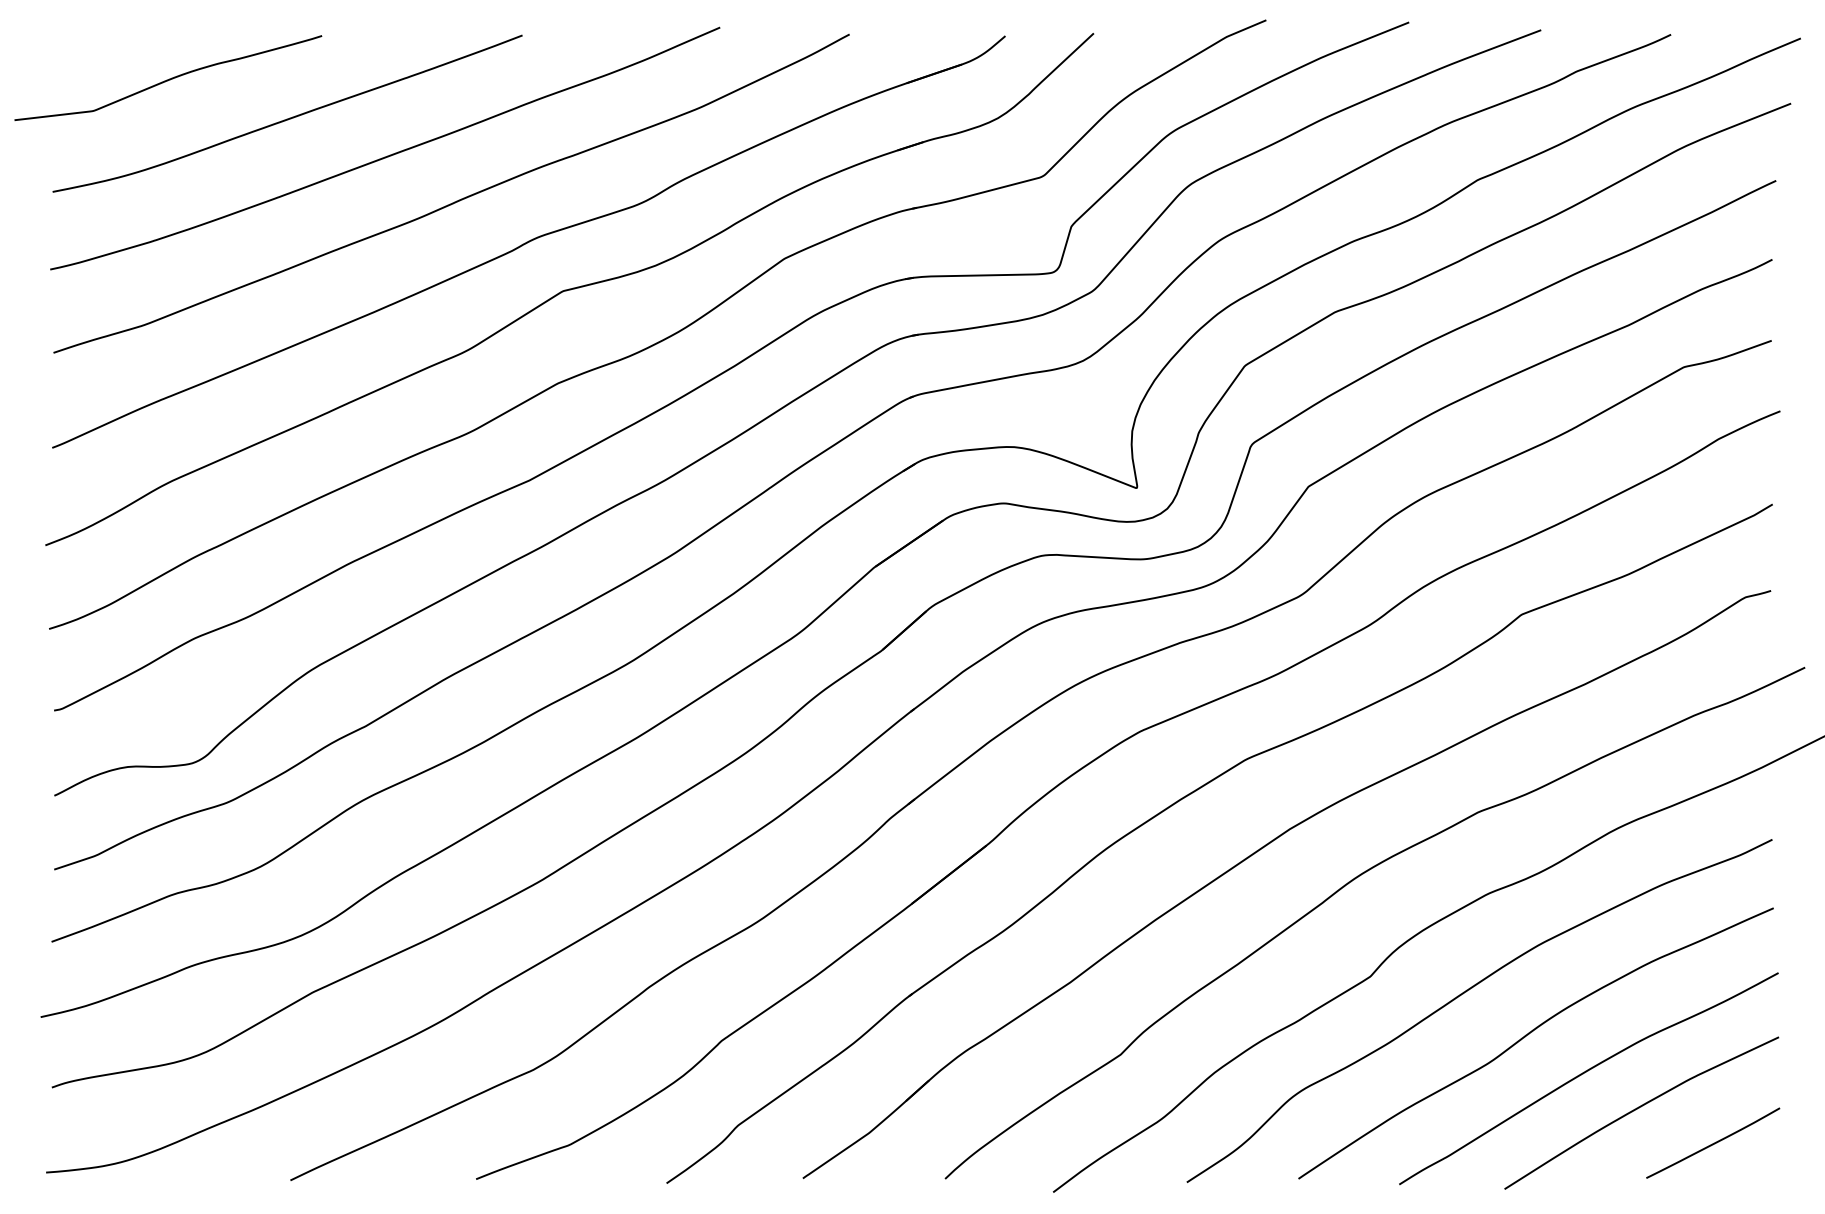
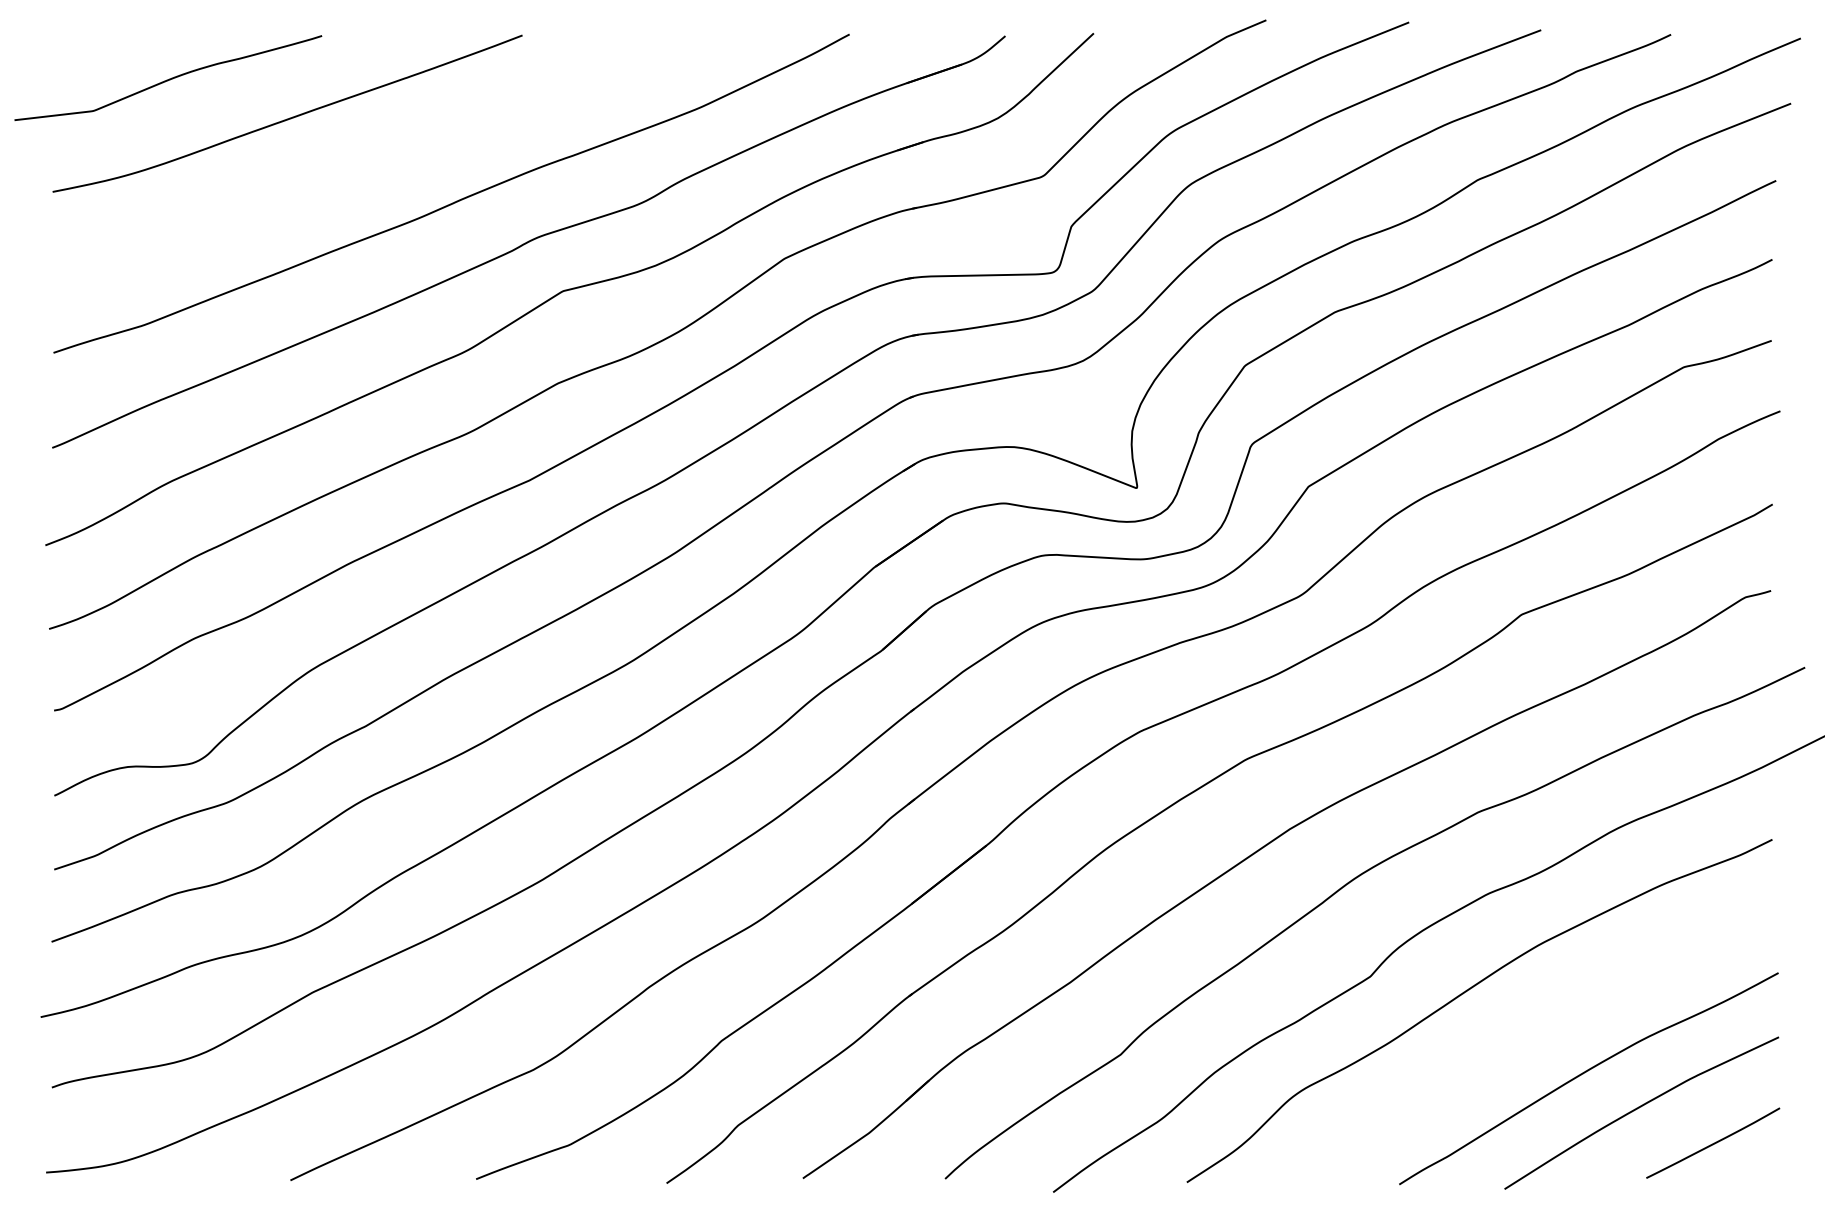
curve: present -> none (387, 155)
curve: present -> none (1528, 1035)
